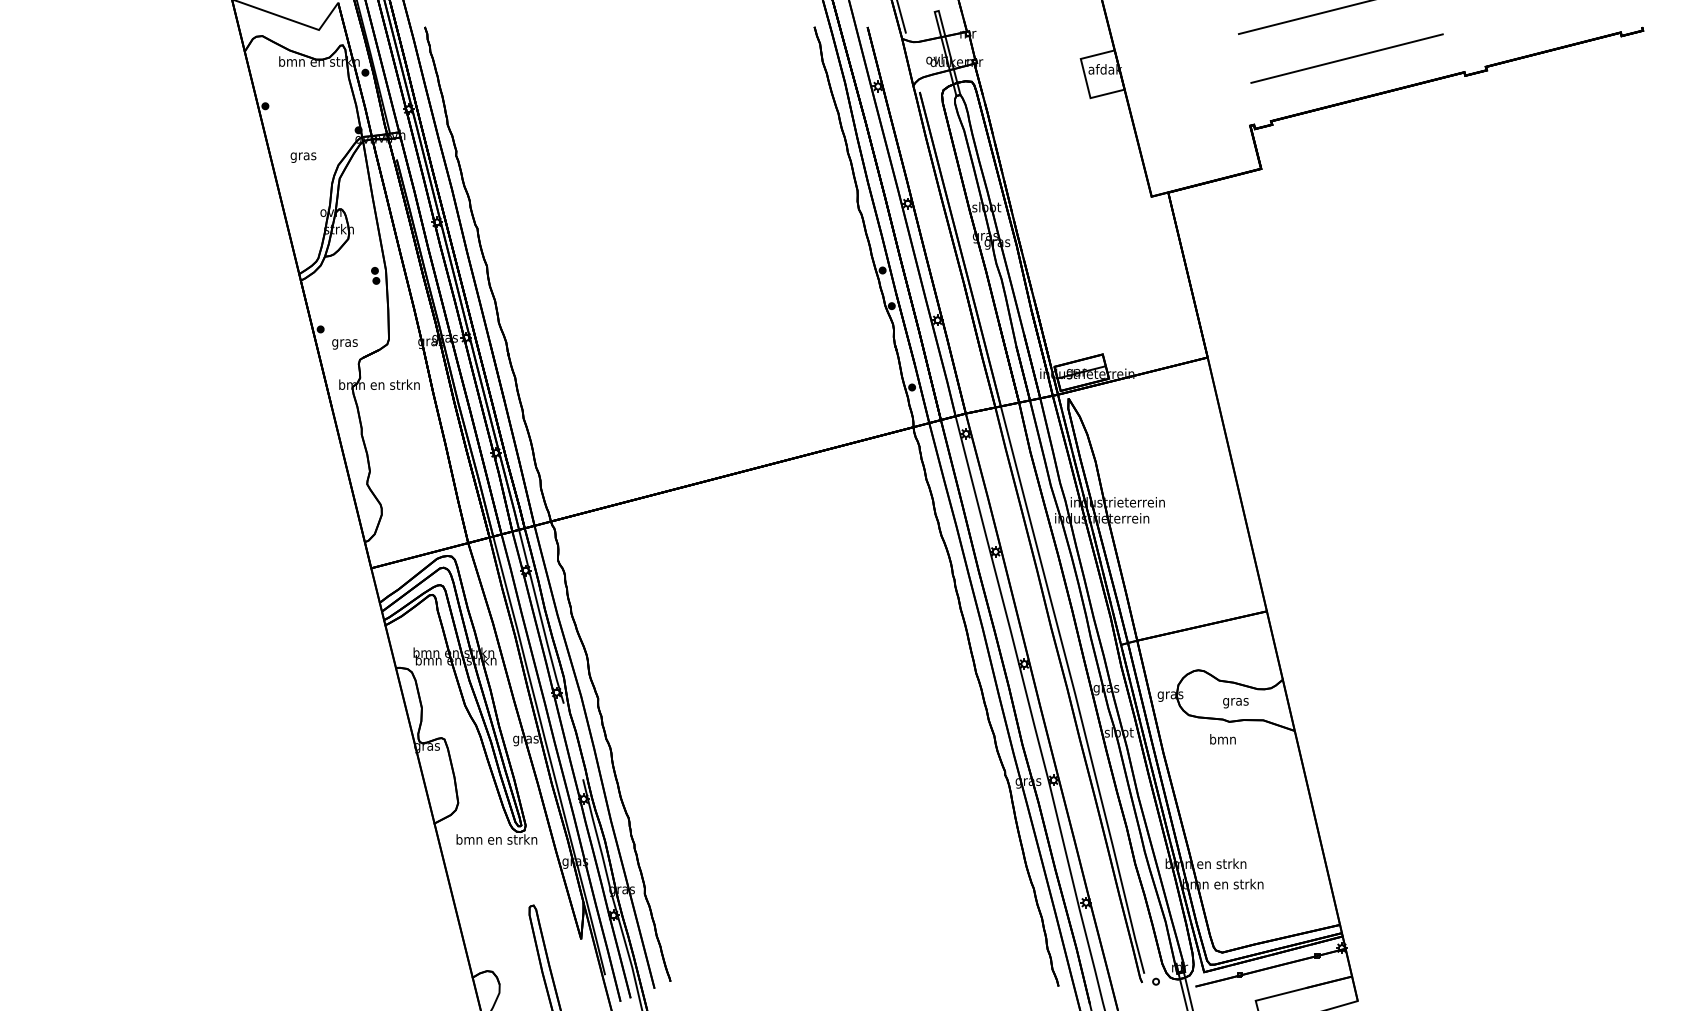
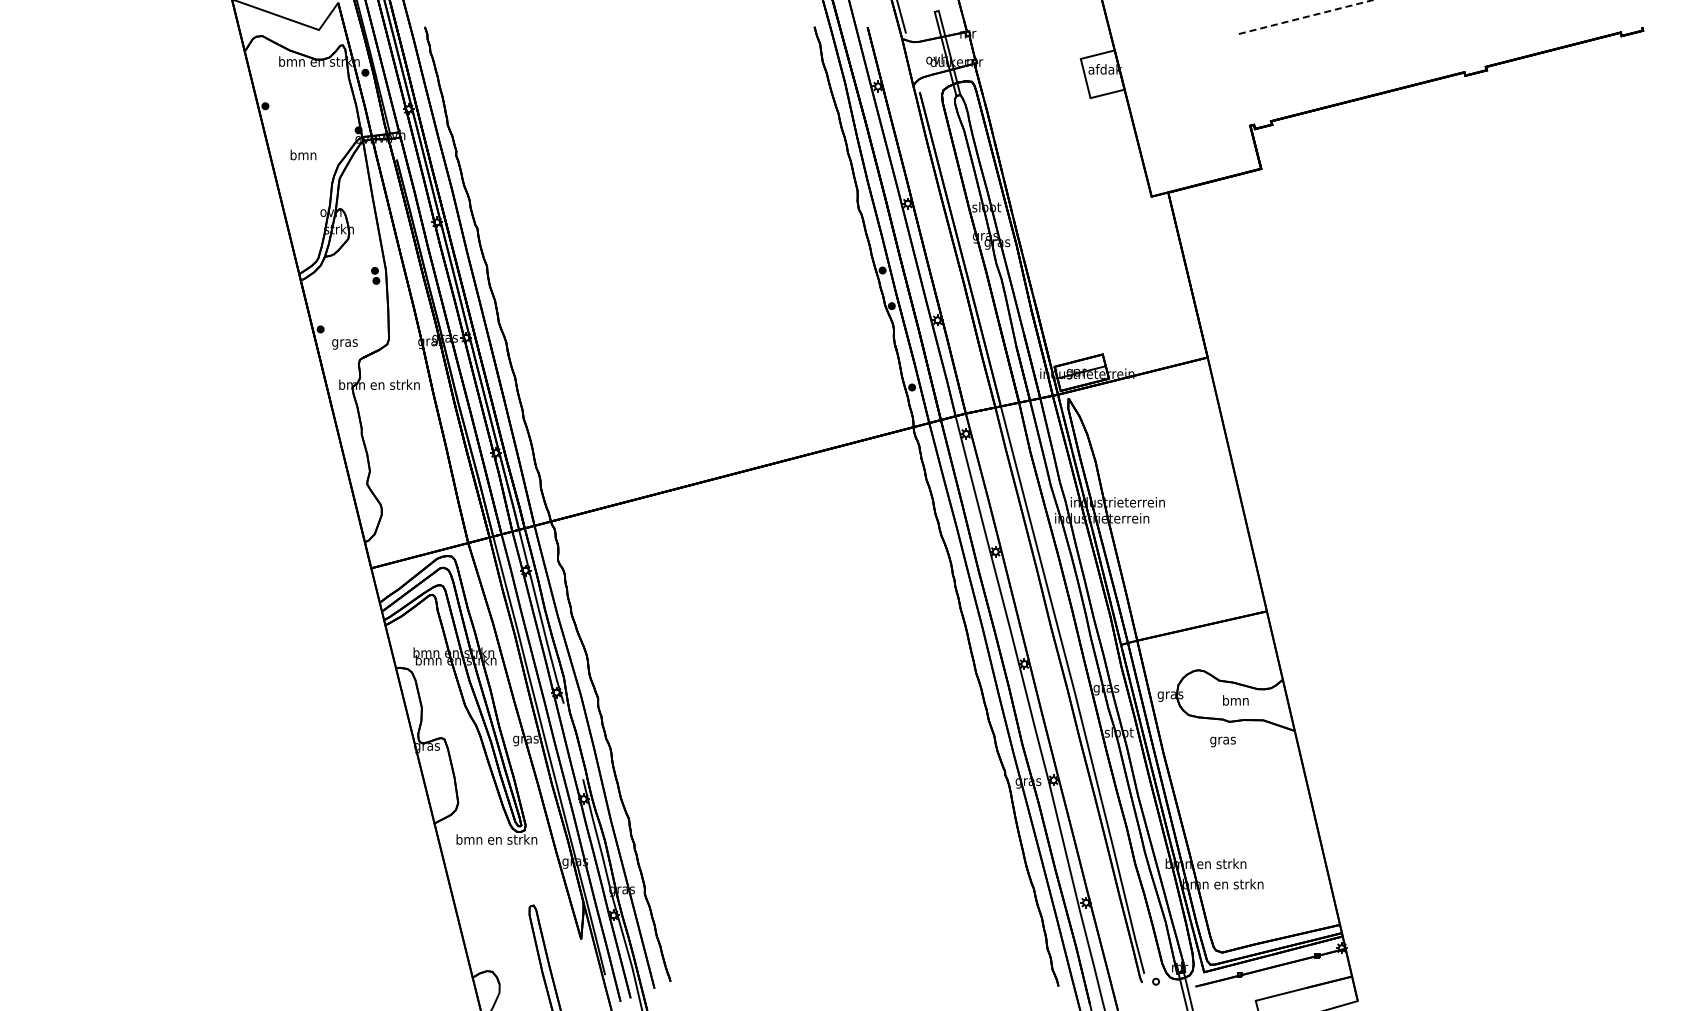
line: solid -> dashed (1306, 16)
line: present -> none (1346, 58)
text: gras -> bmn (303, 155)
text: gras -> bmn (1235, 701)
text: bmn -> gras (1222, 740)
